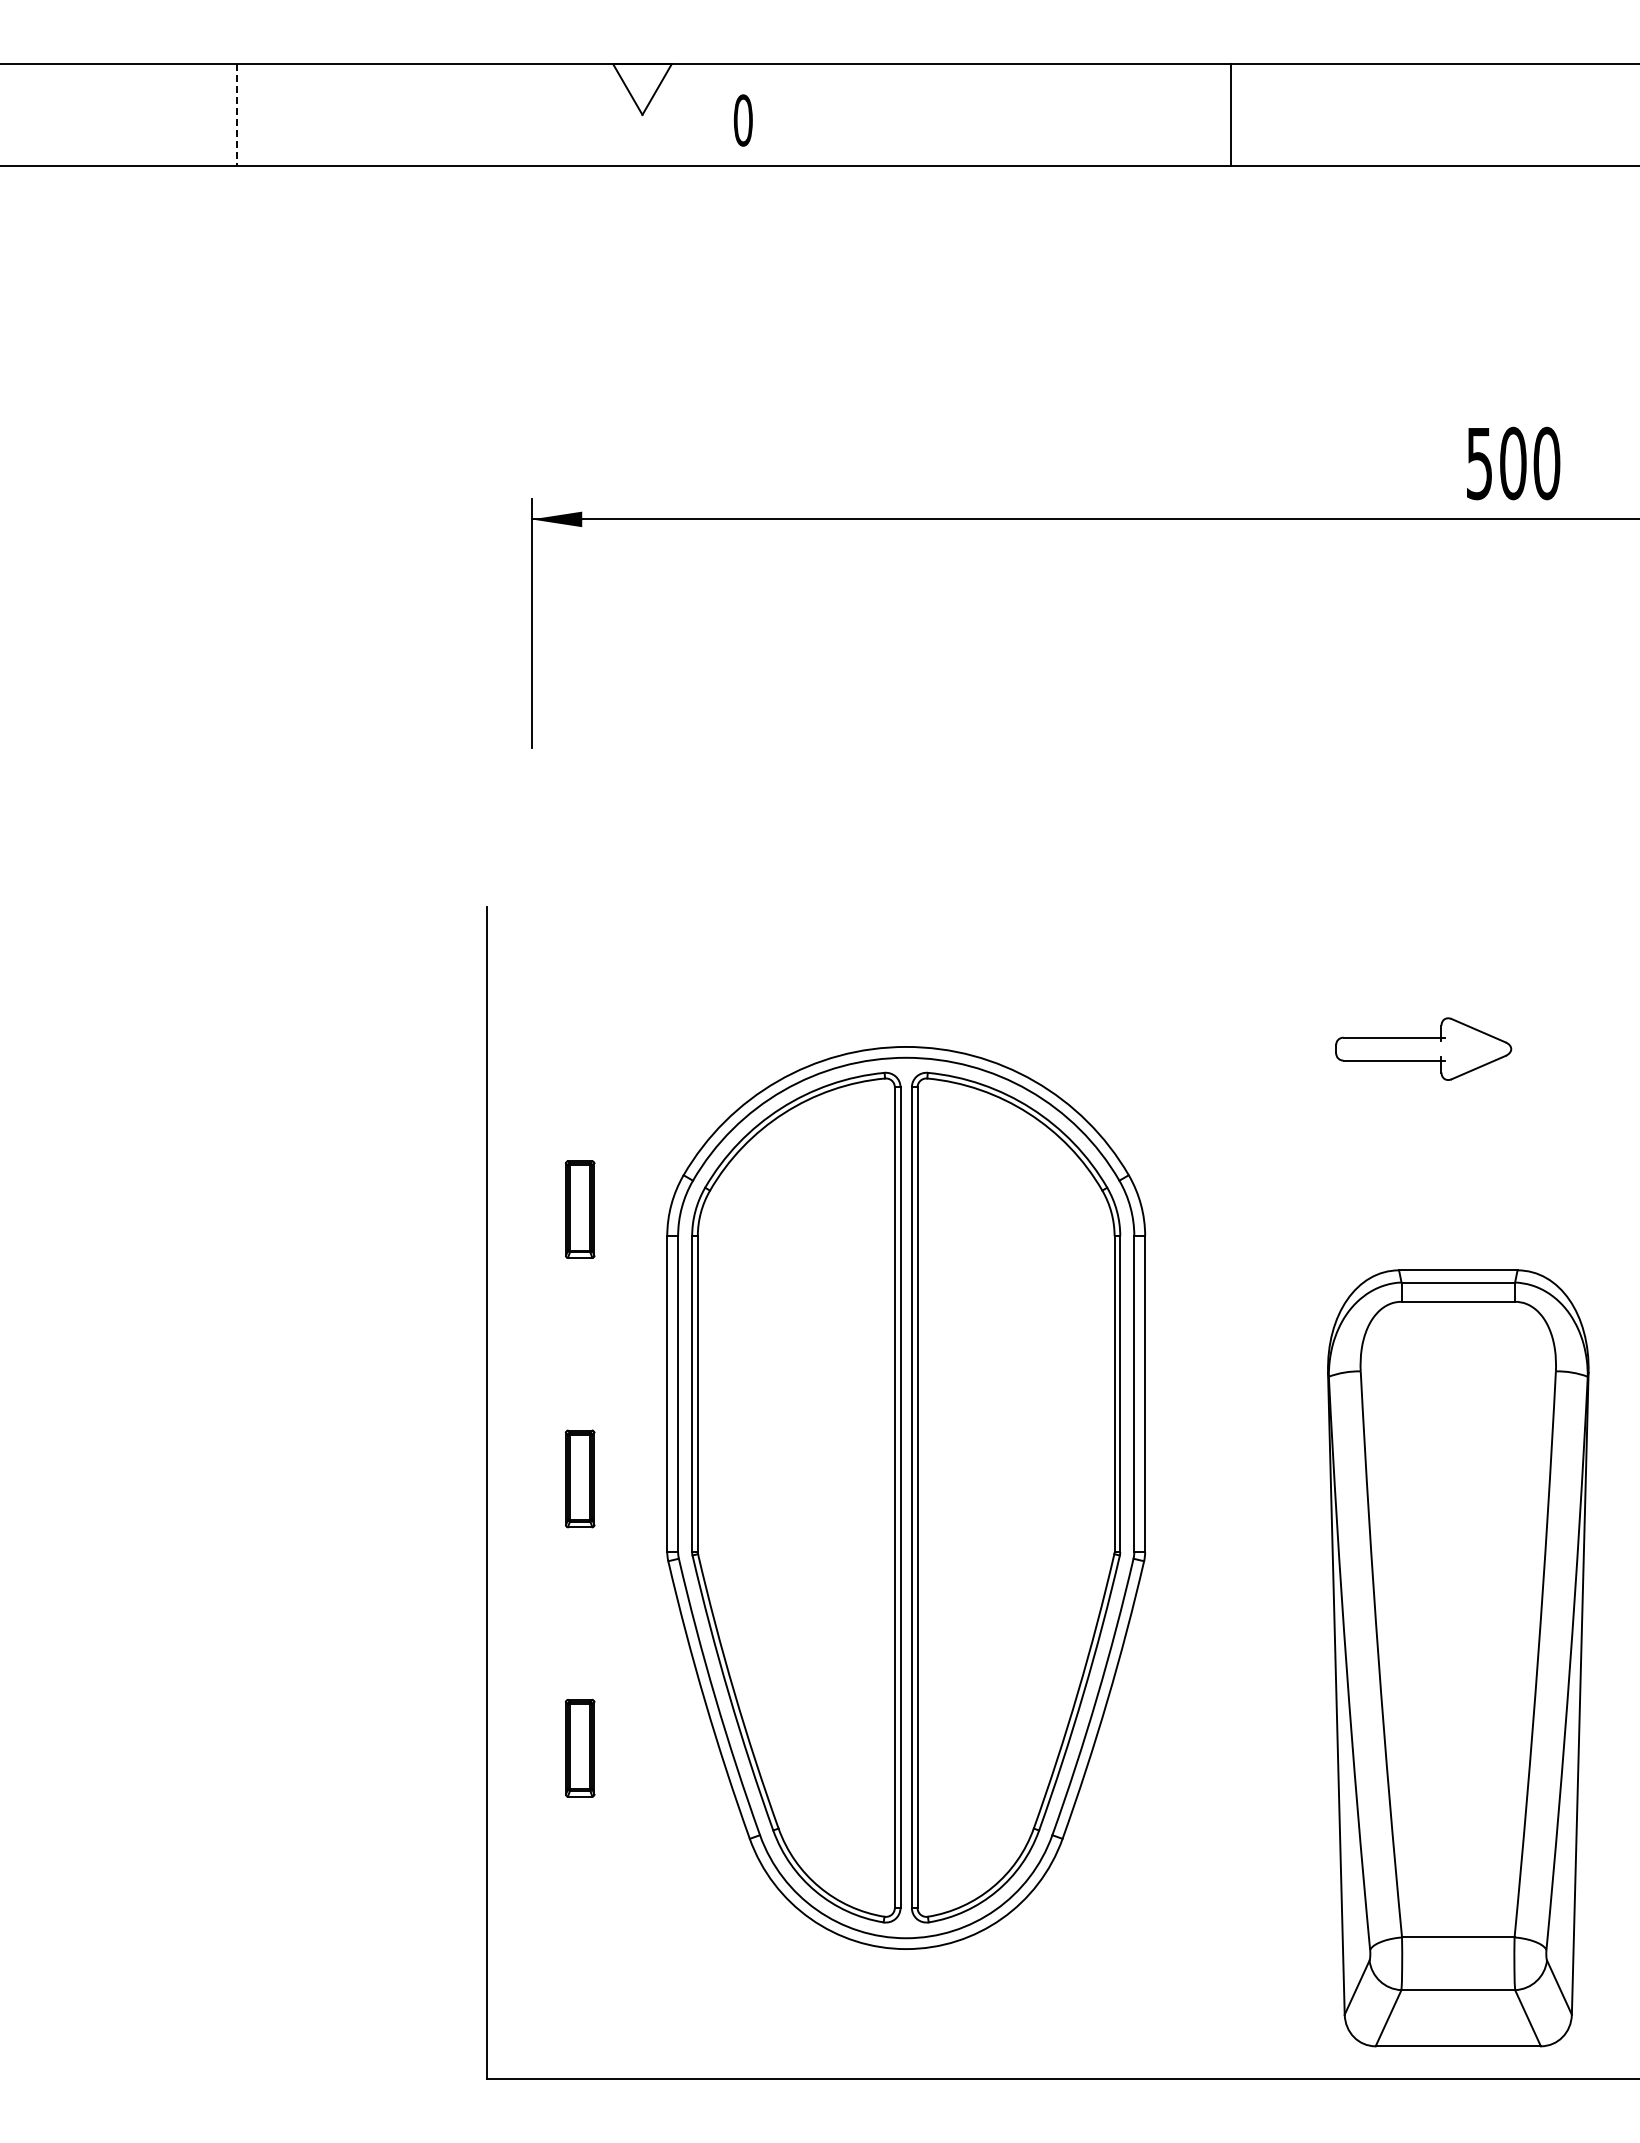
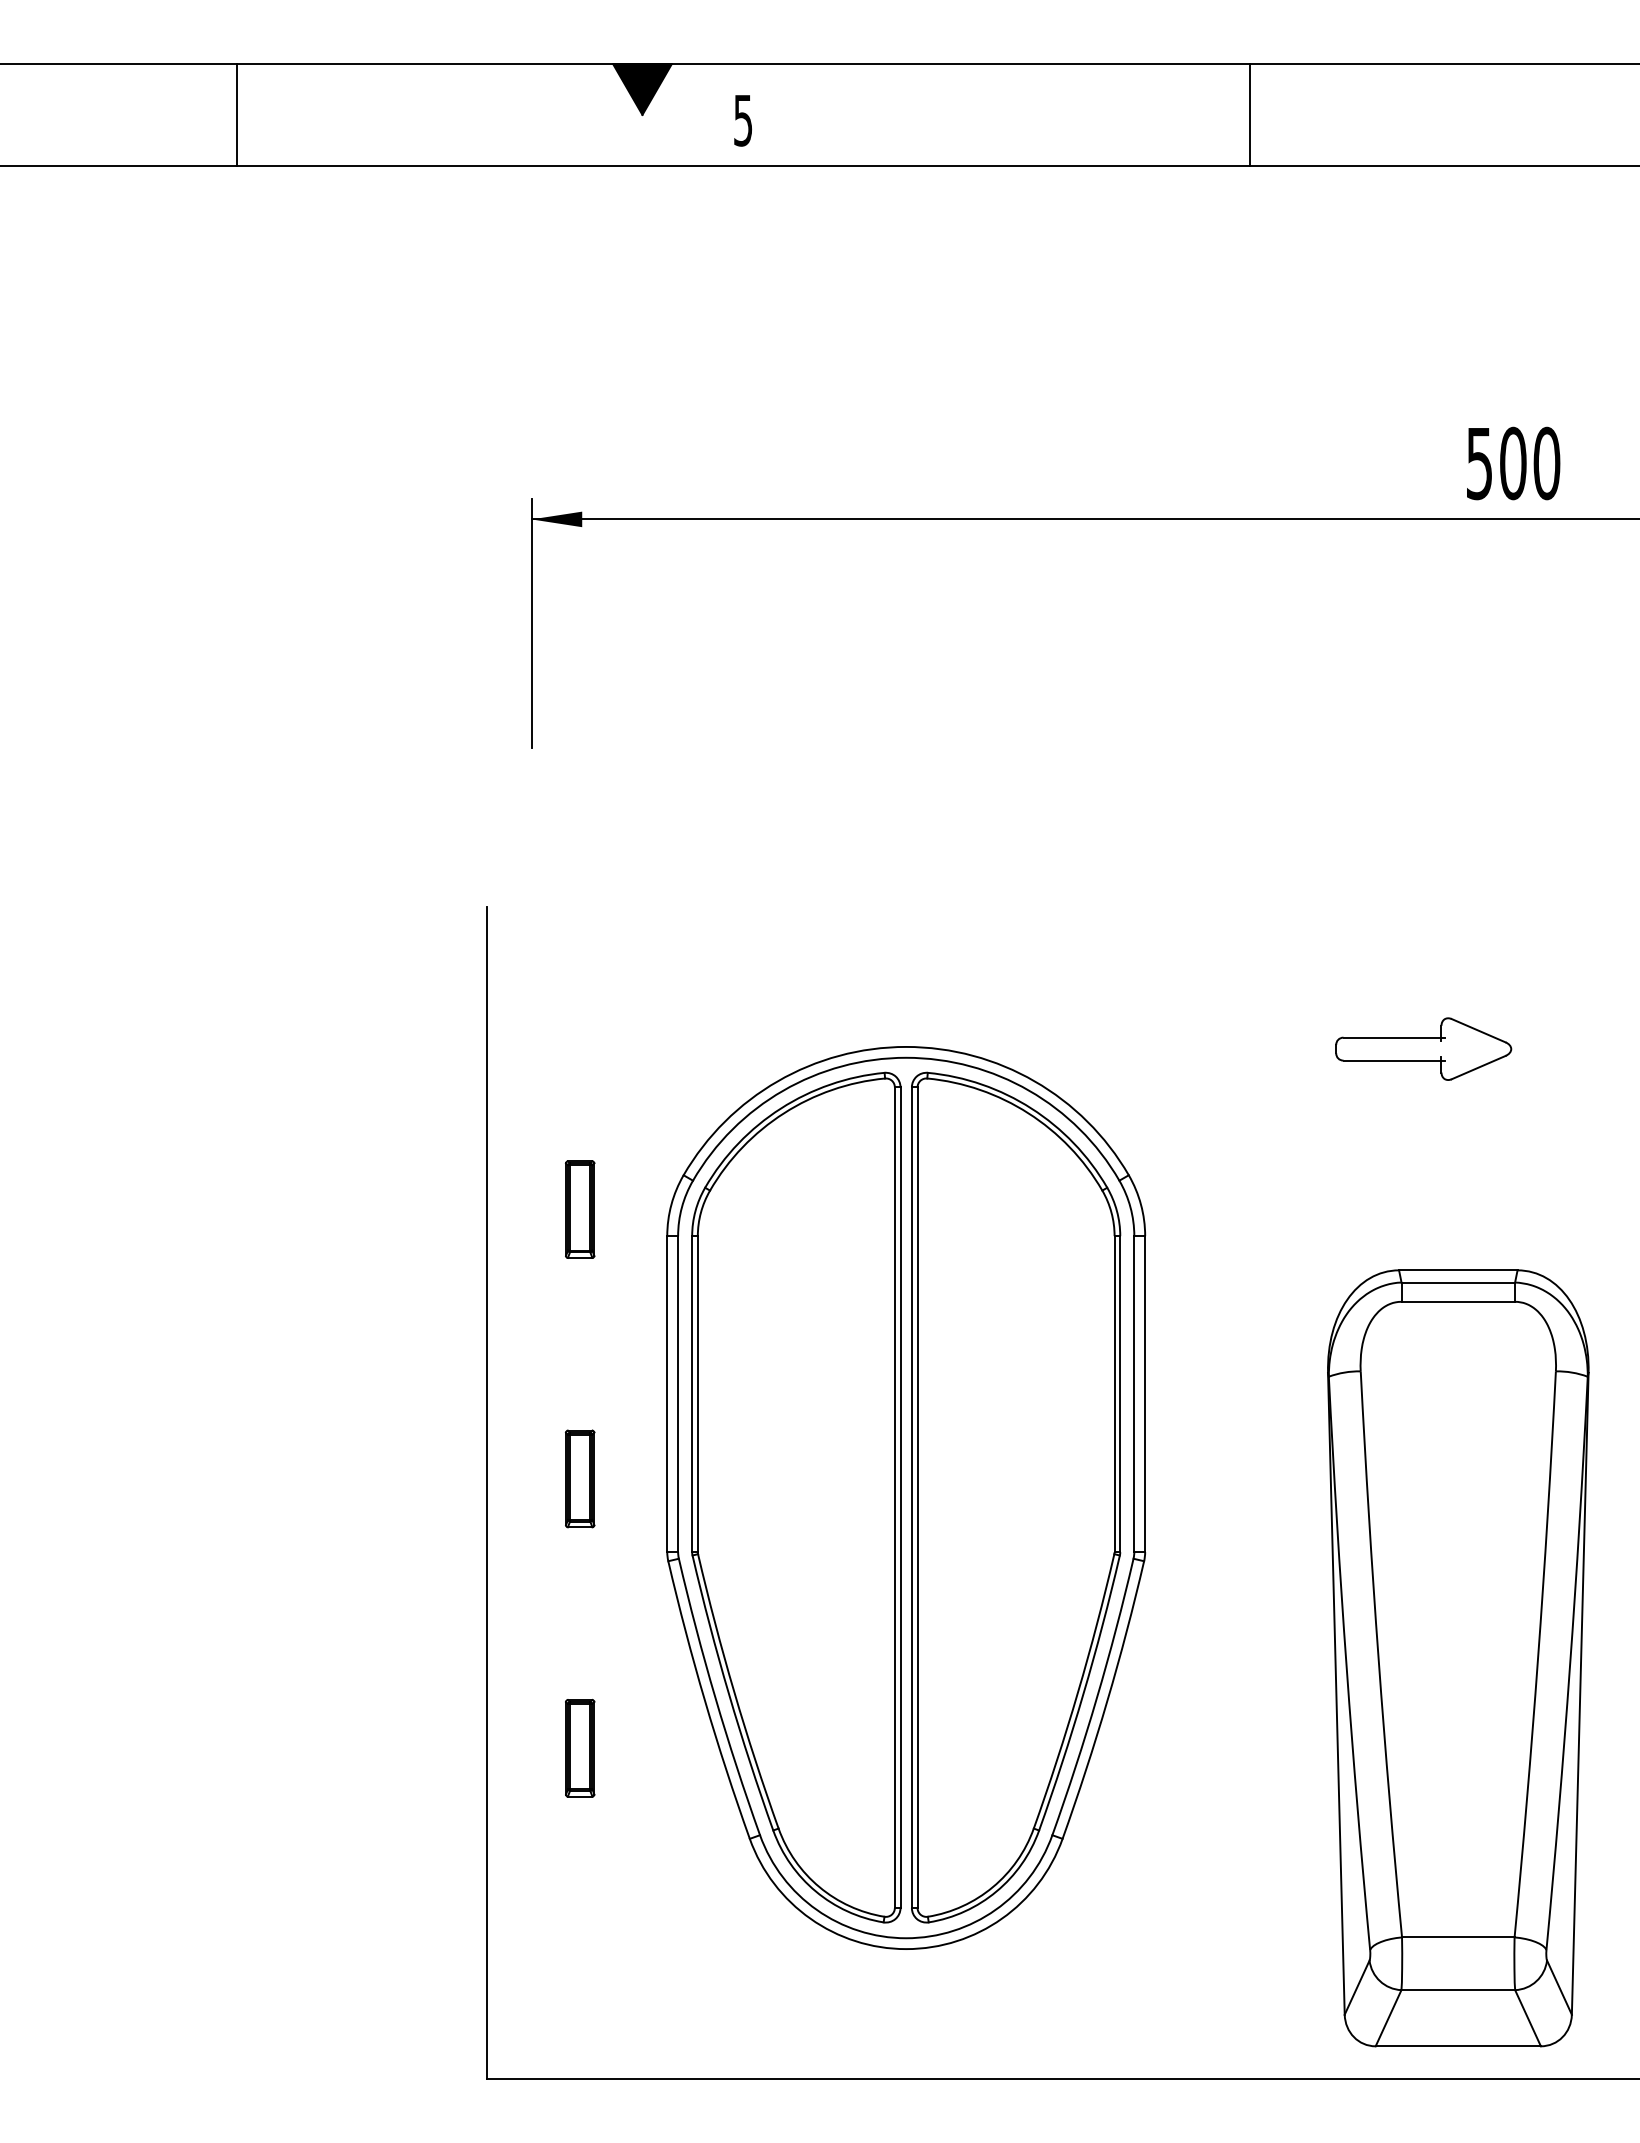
fill: none -> present (642, 89)
line: dashed -> solid (237, 114)
line position: (1230, 114) -> (1249, 114) (1249, 114)
text: 0 -> 5 (742, 120)
